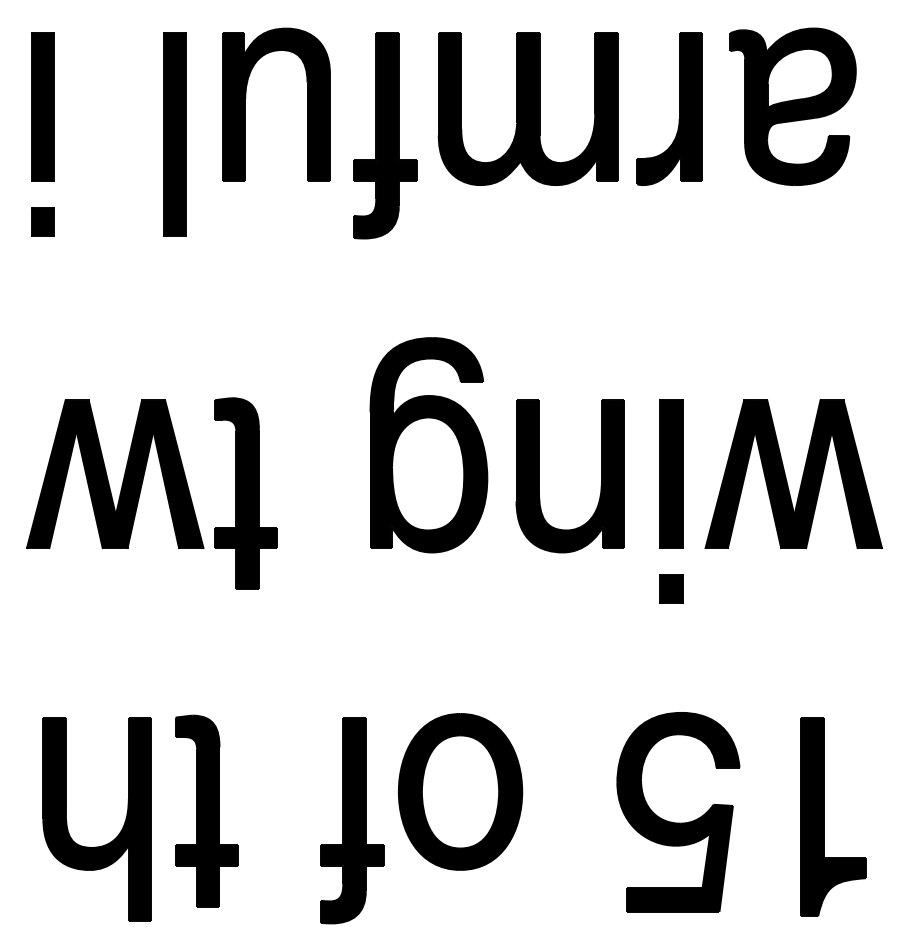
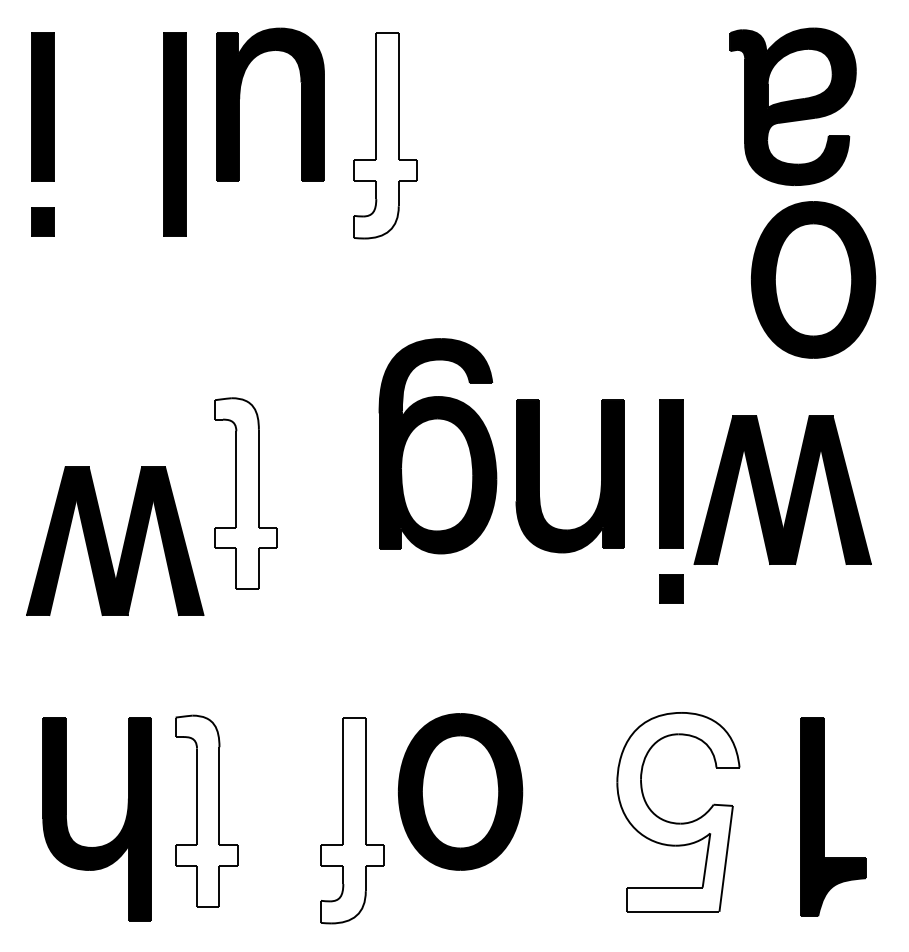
part position: (246, 98) -> (240, 98) (240, 98)
part: present -> none (527, 108)
part: present -> none (679, 108)
fill: present -> none (385, 135)
part: none -> present (813, 279)
part position: (428, 445) -> (437, 446) (437, 446)
part position: (107, 474) -> (107, 541) (107, 541)
part position: (786, 476) -> (775, 492) (775, 492)
fill: present -> none (245, 493)
fill: present -> none (206, 810)
fill: present -> none (678, 811)
fill: present -> none (352, 820)
